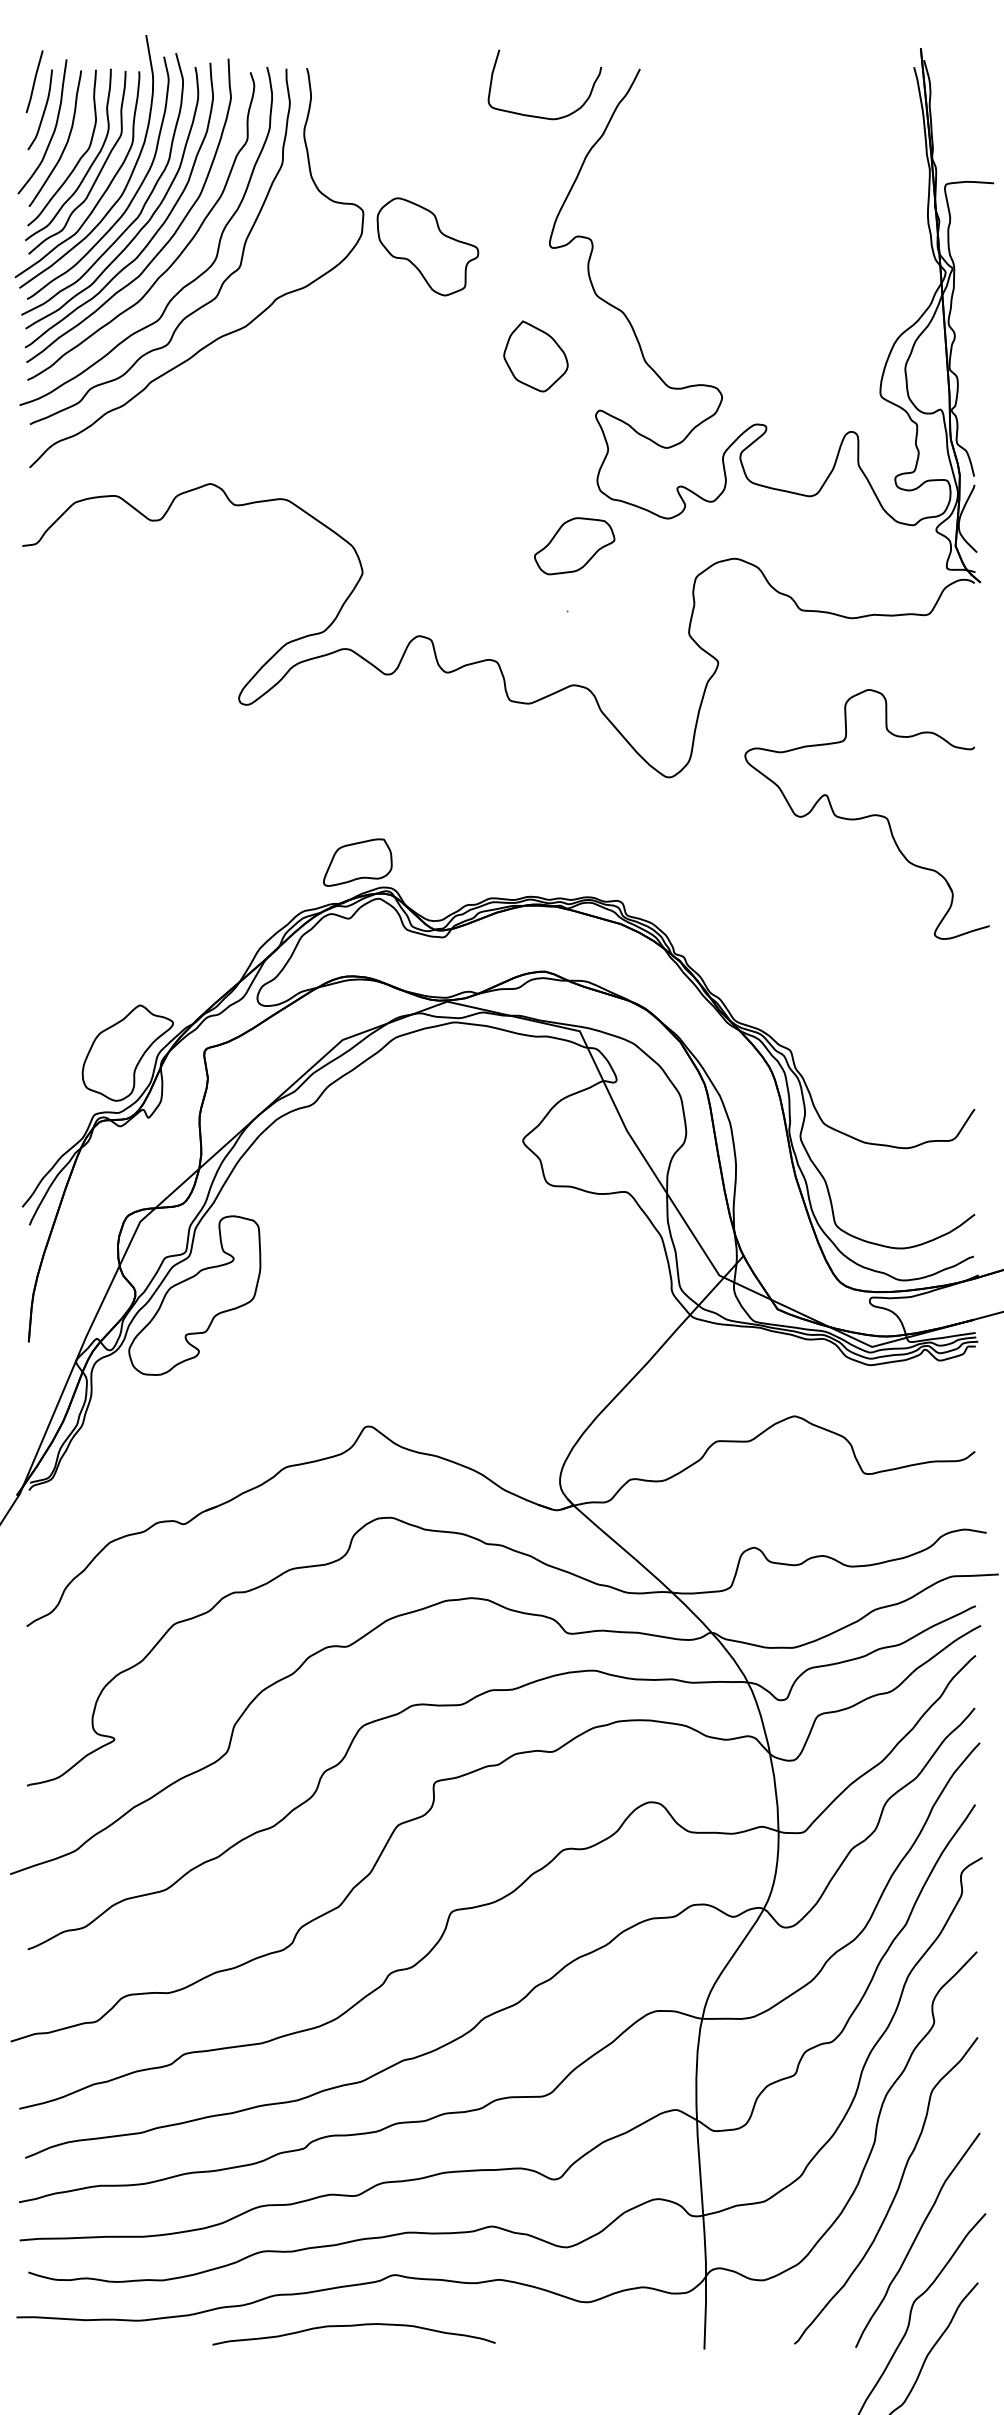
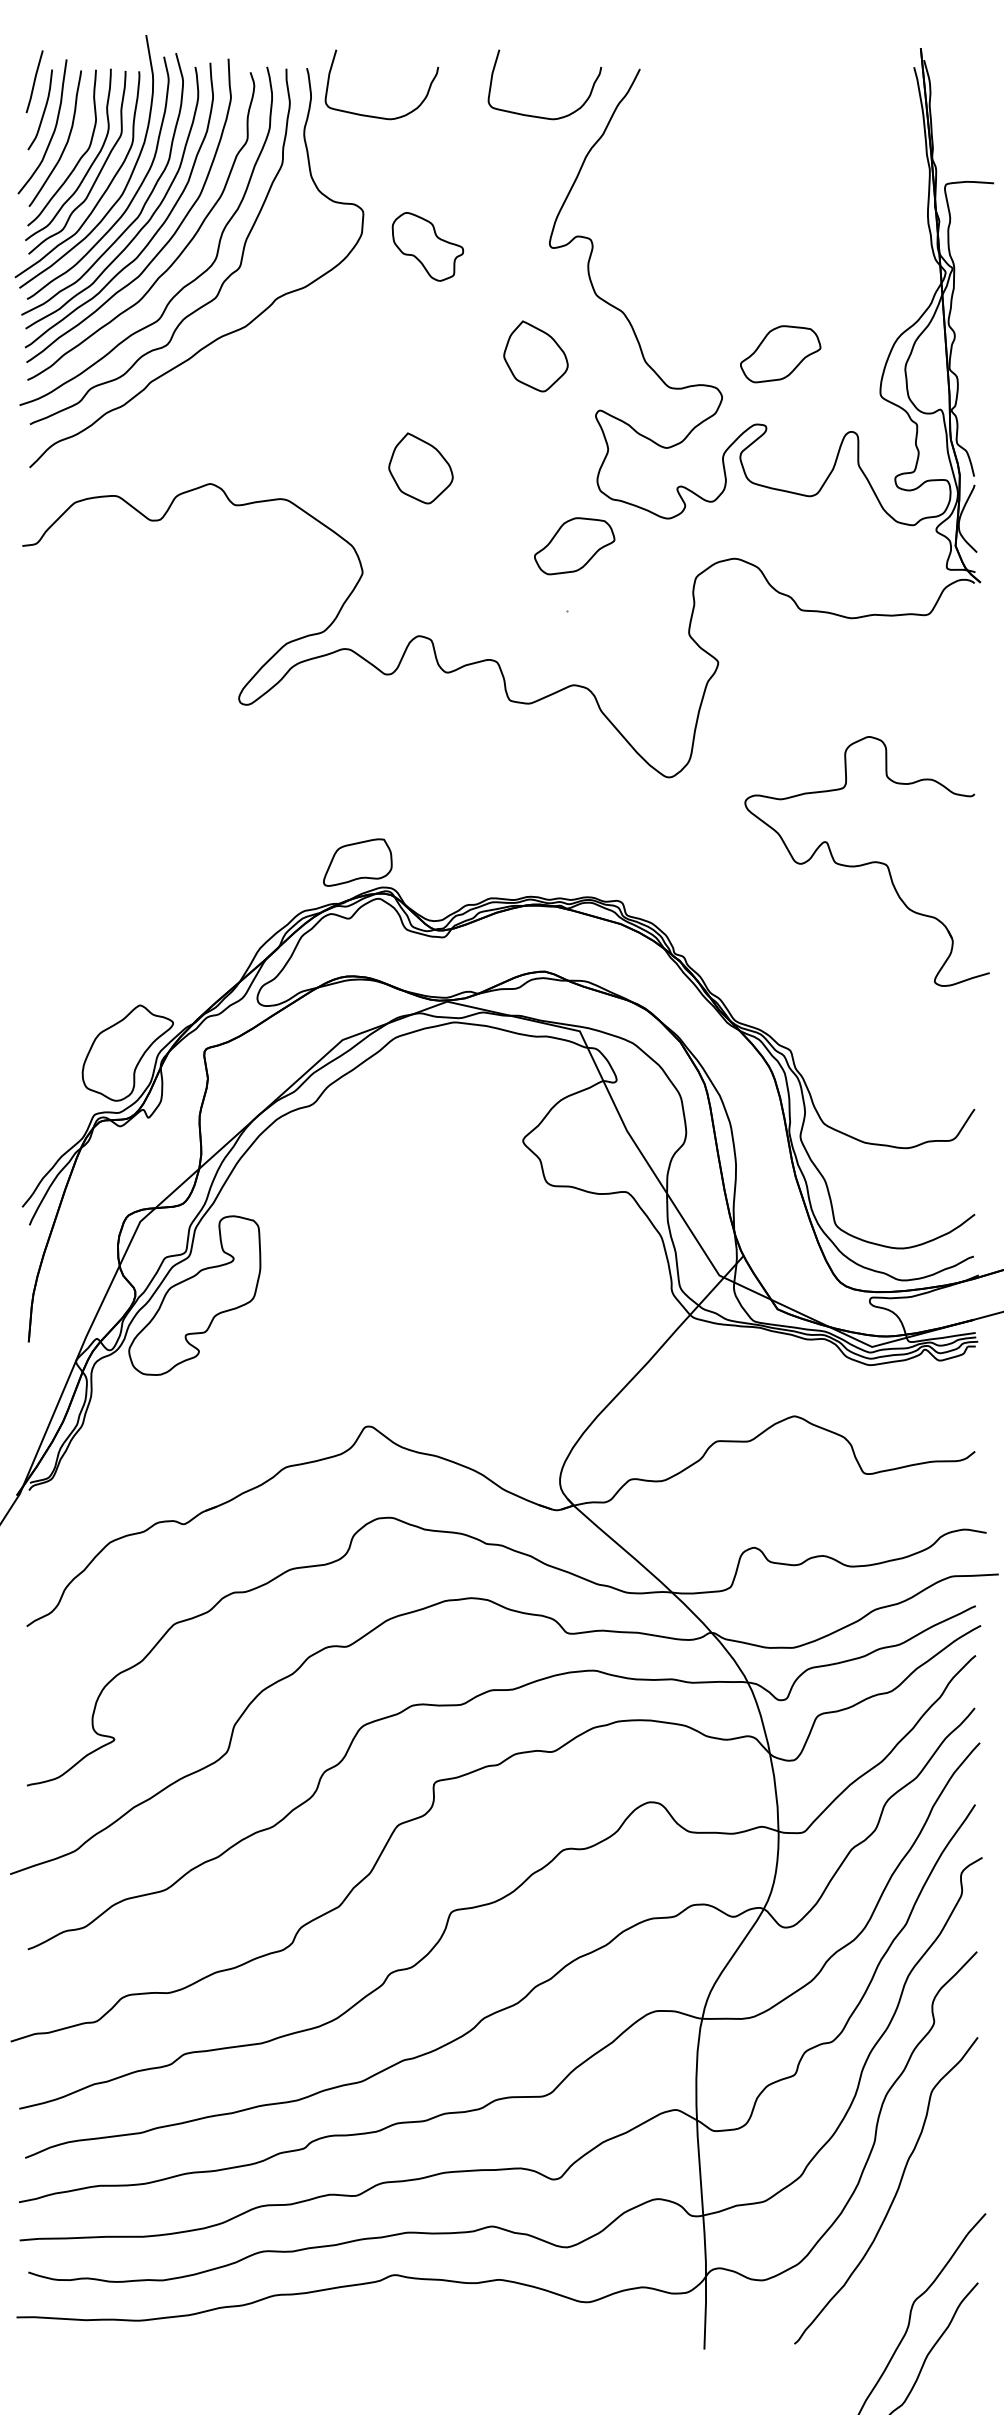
curve: none -> present (378, 116)
part size: 104x100 px -> 74x70 px (427, 246)
part: none -> present (780, 354)
part: none -> present (420, 468)
part position: (866, 814) -> (866, 861) (866, 861)
curve: present -> none (916, 2239)
curve: present -> none (353, 2326)
